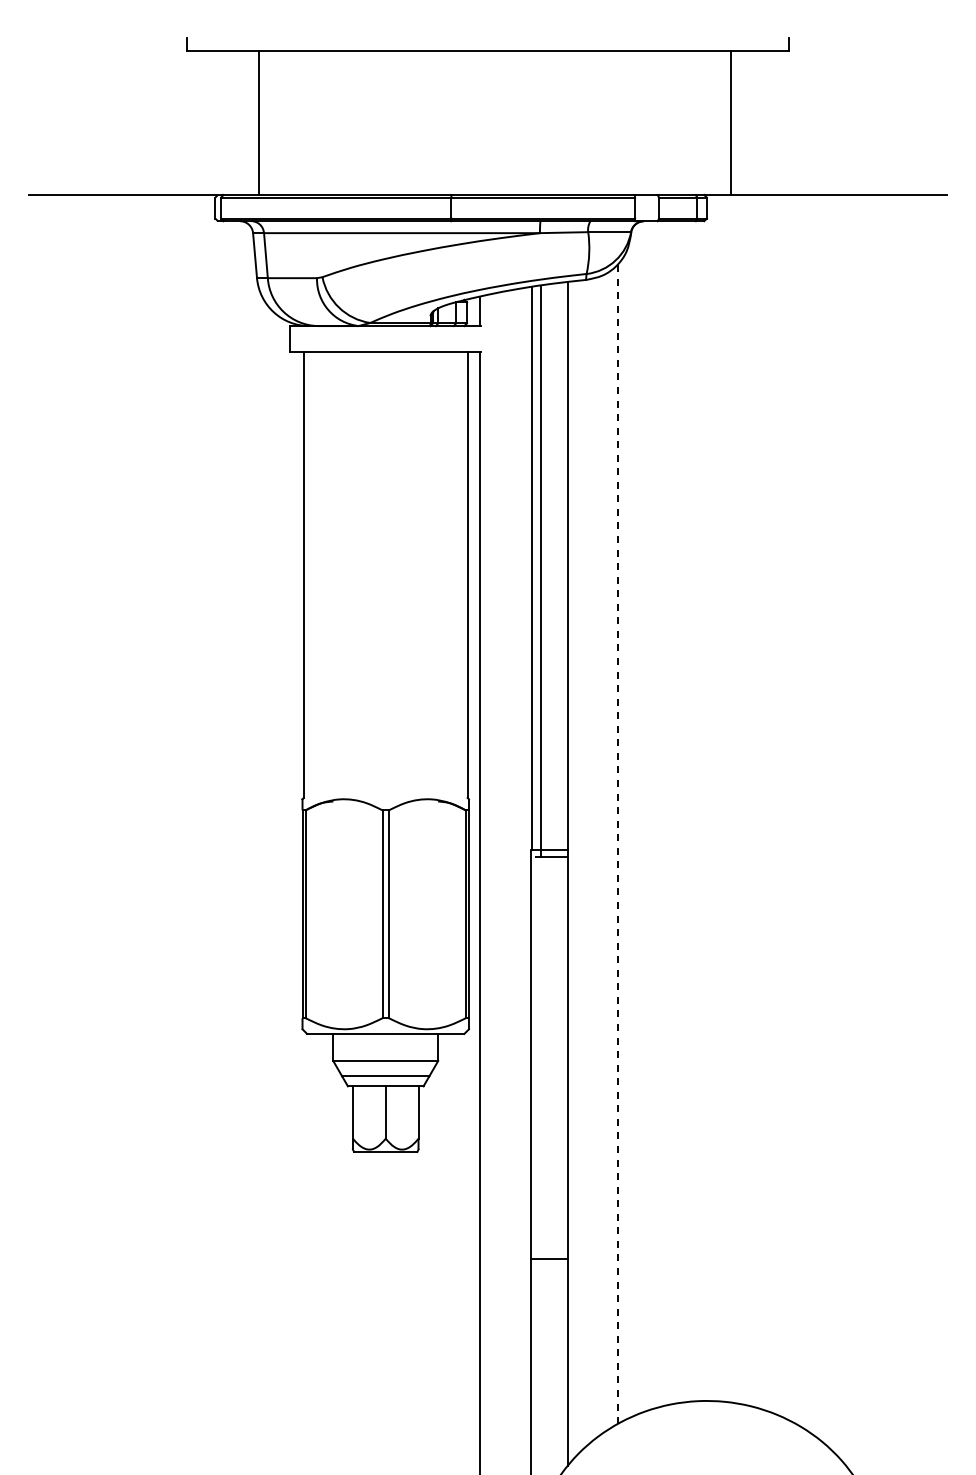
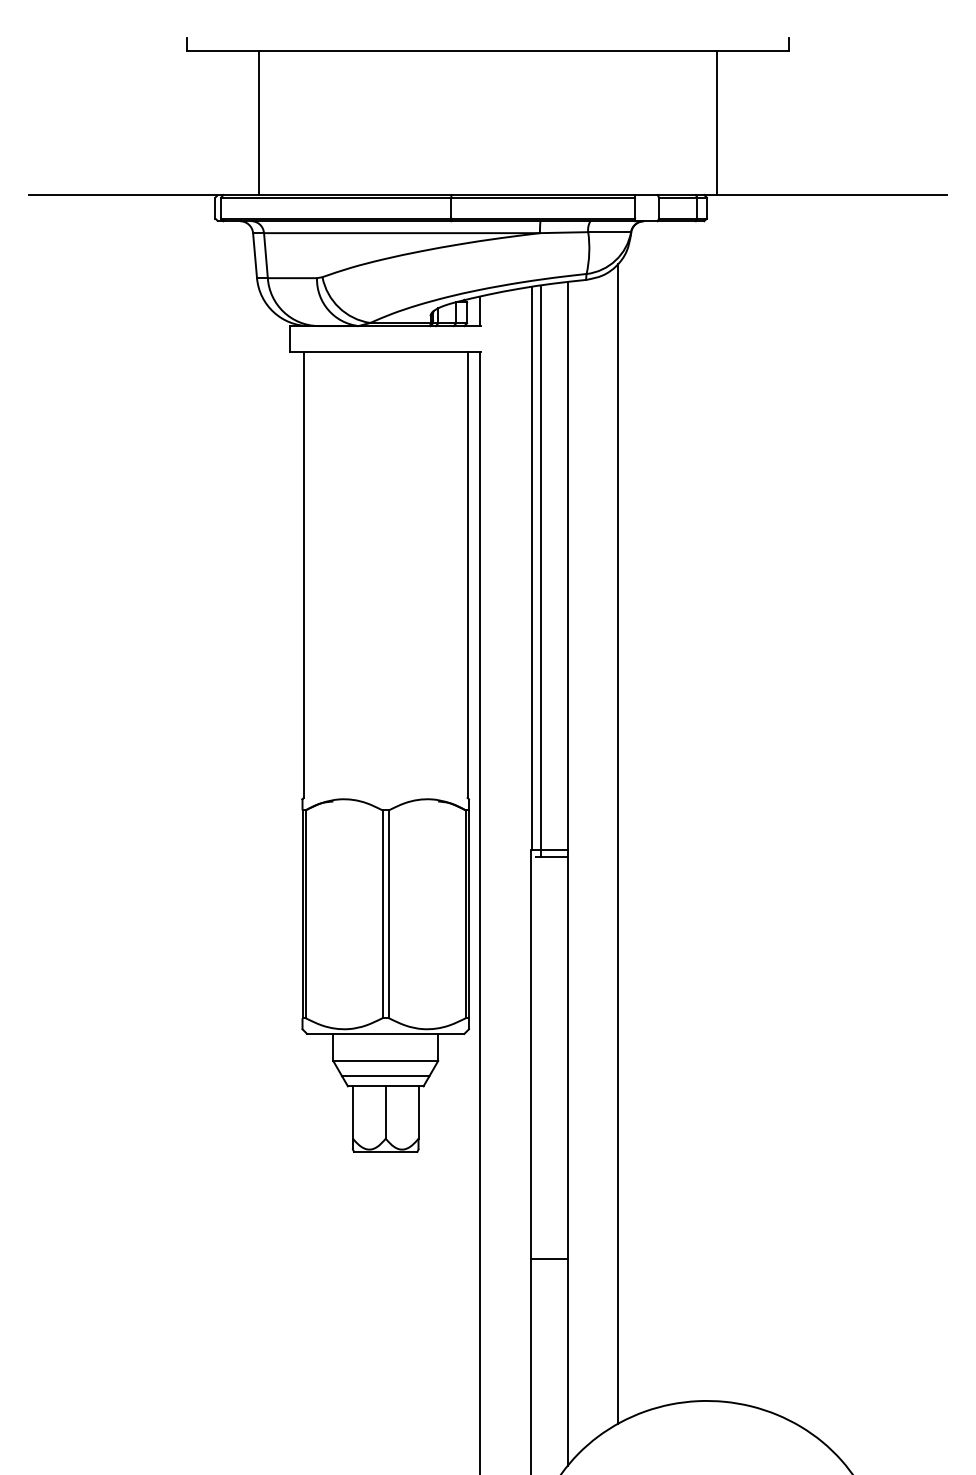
line position: (731, 122) -> (717, 122) (717, 122)
line: dashed -> solid (618, 843)
